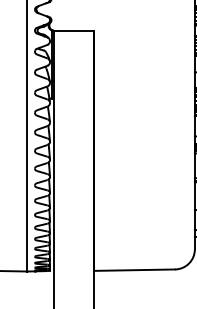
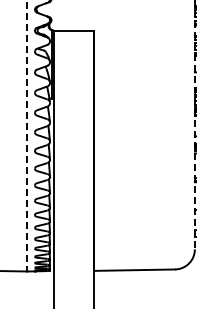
line: solid -> dashed (194, 125)
line: solid -> dashed (27, 136)
